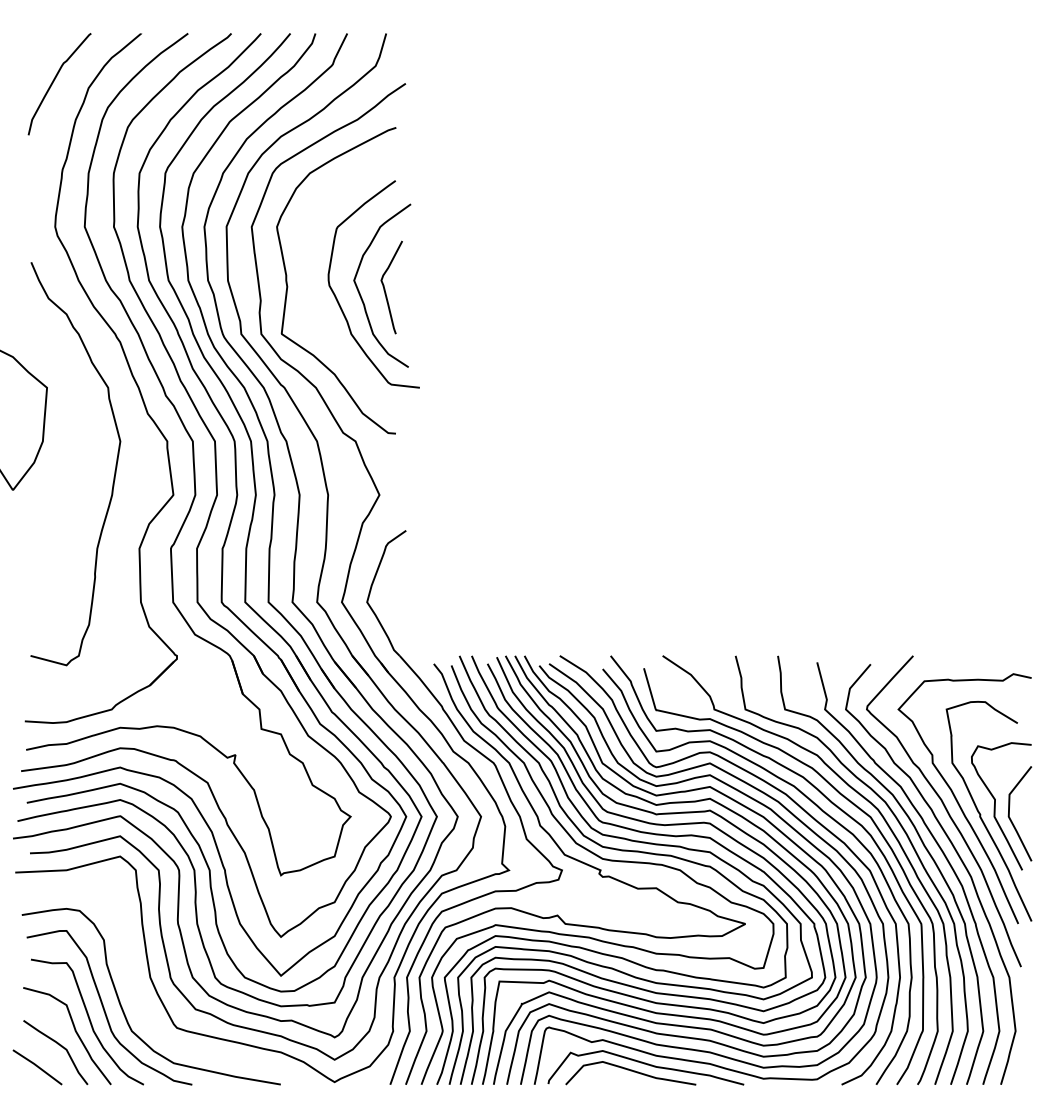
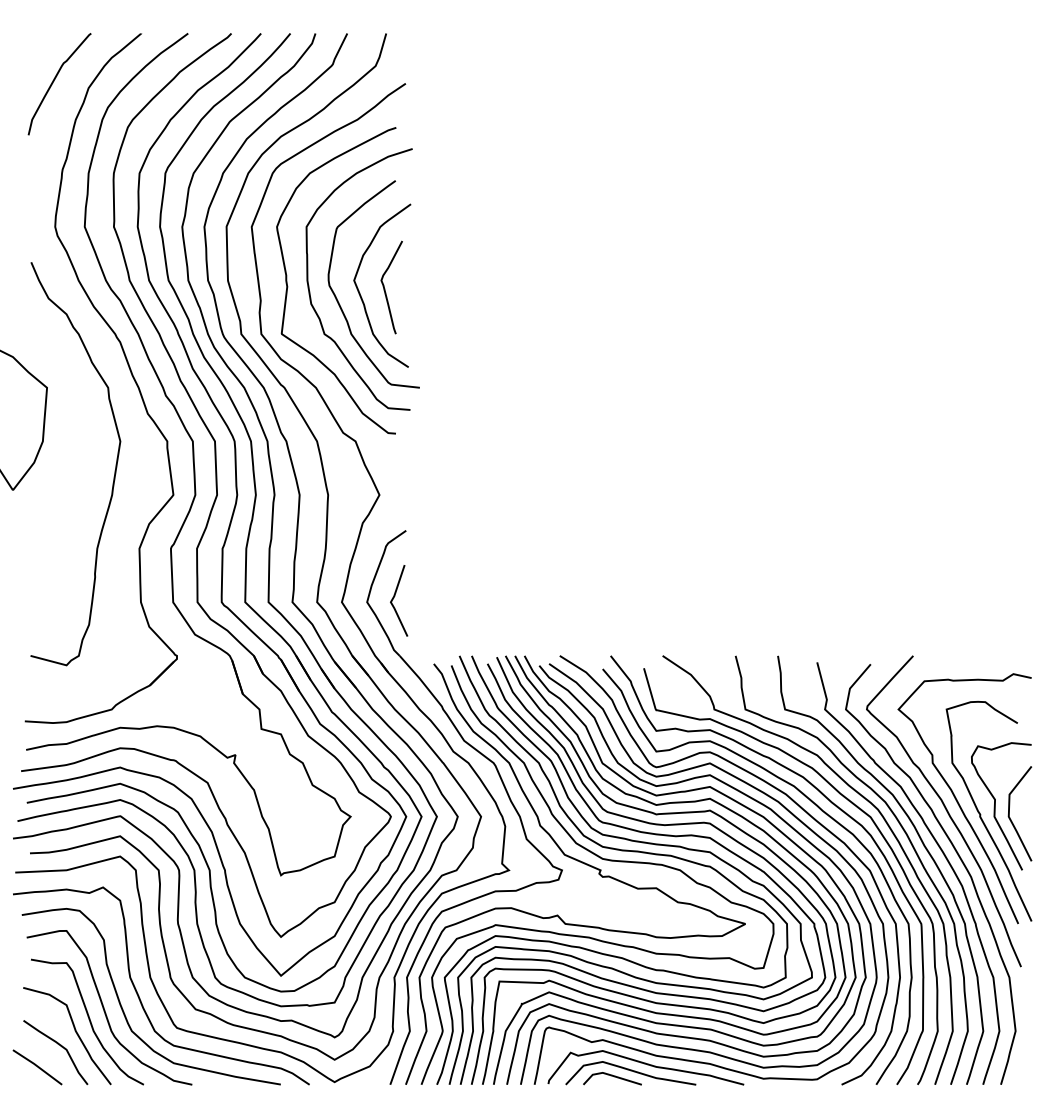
curve: none -> present (309, 285)
line: none -> present (394, 598)
curve: none -> present (139, 995)
line: none -> present (612, 1076)
